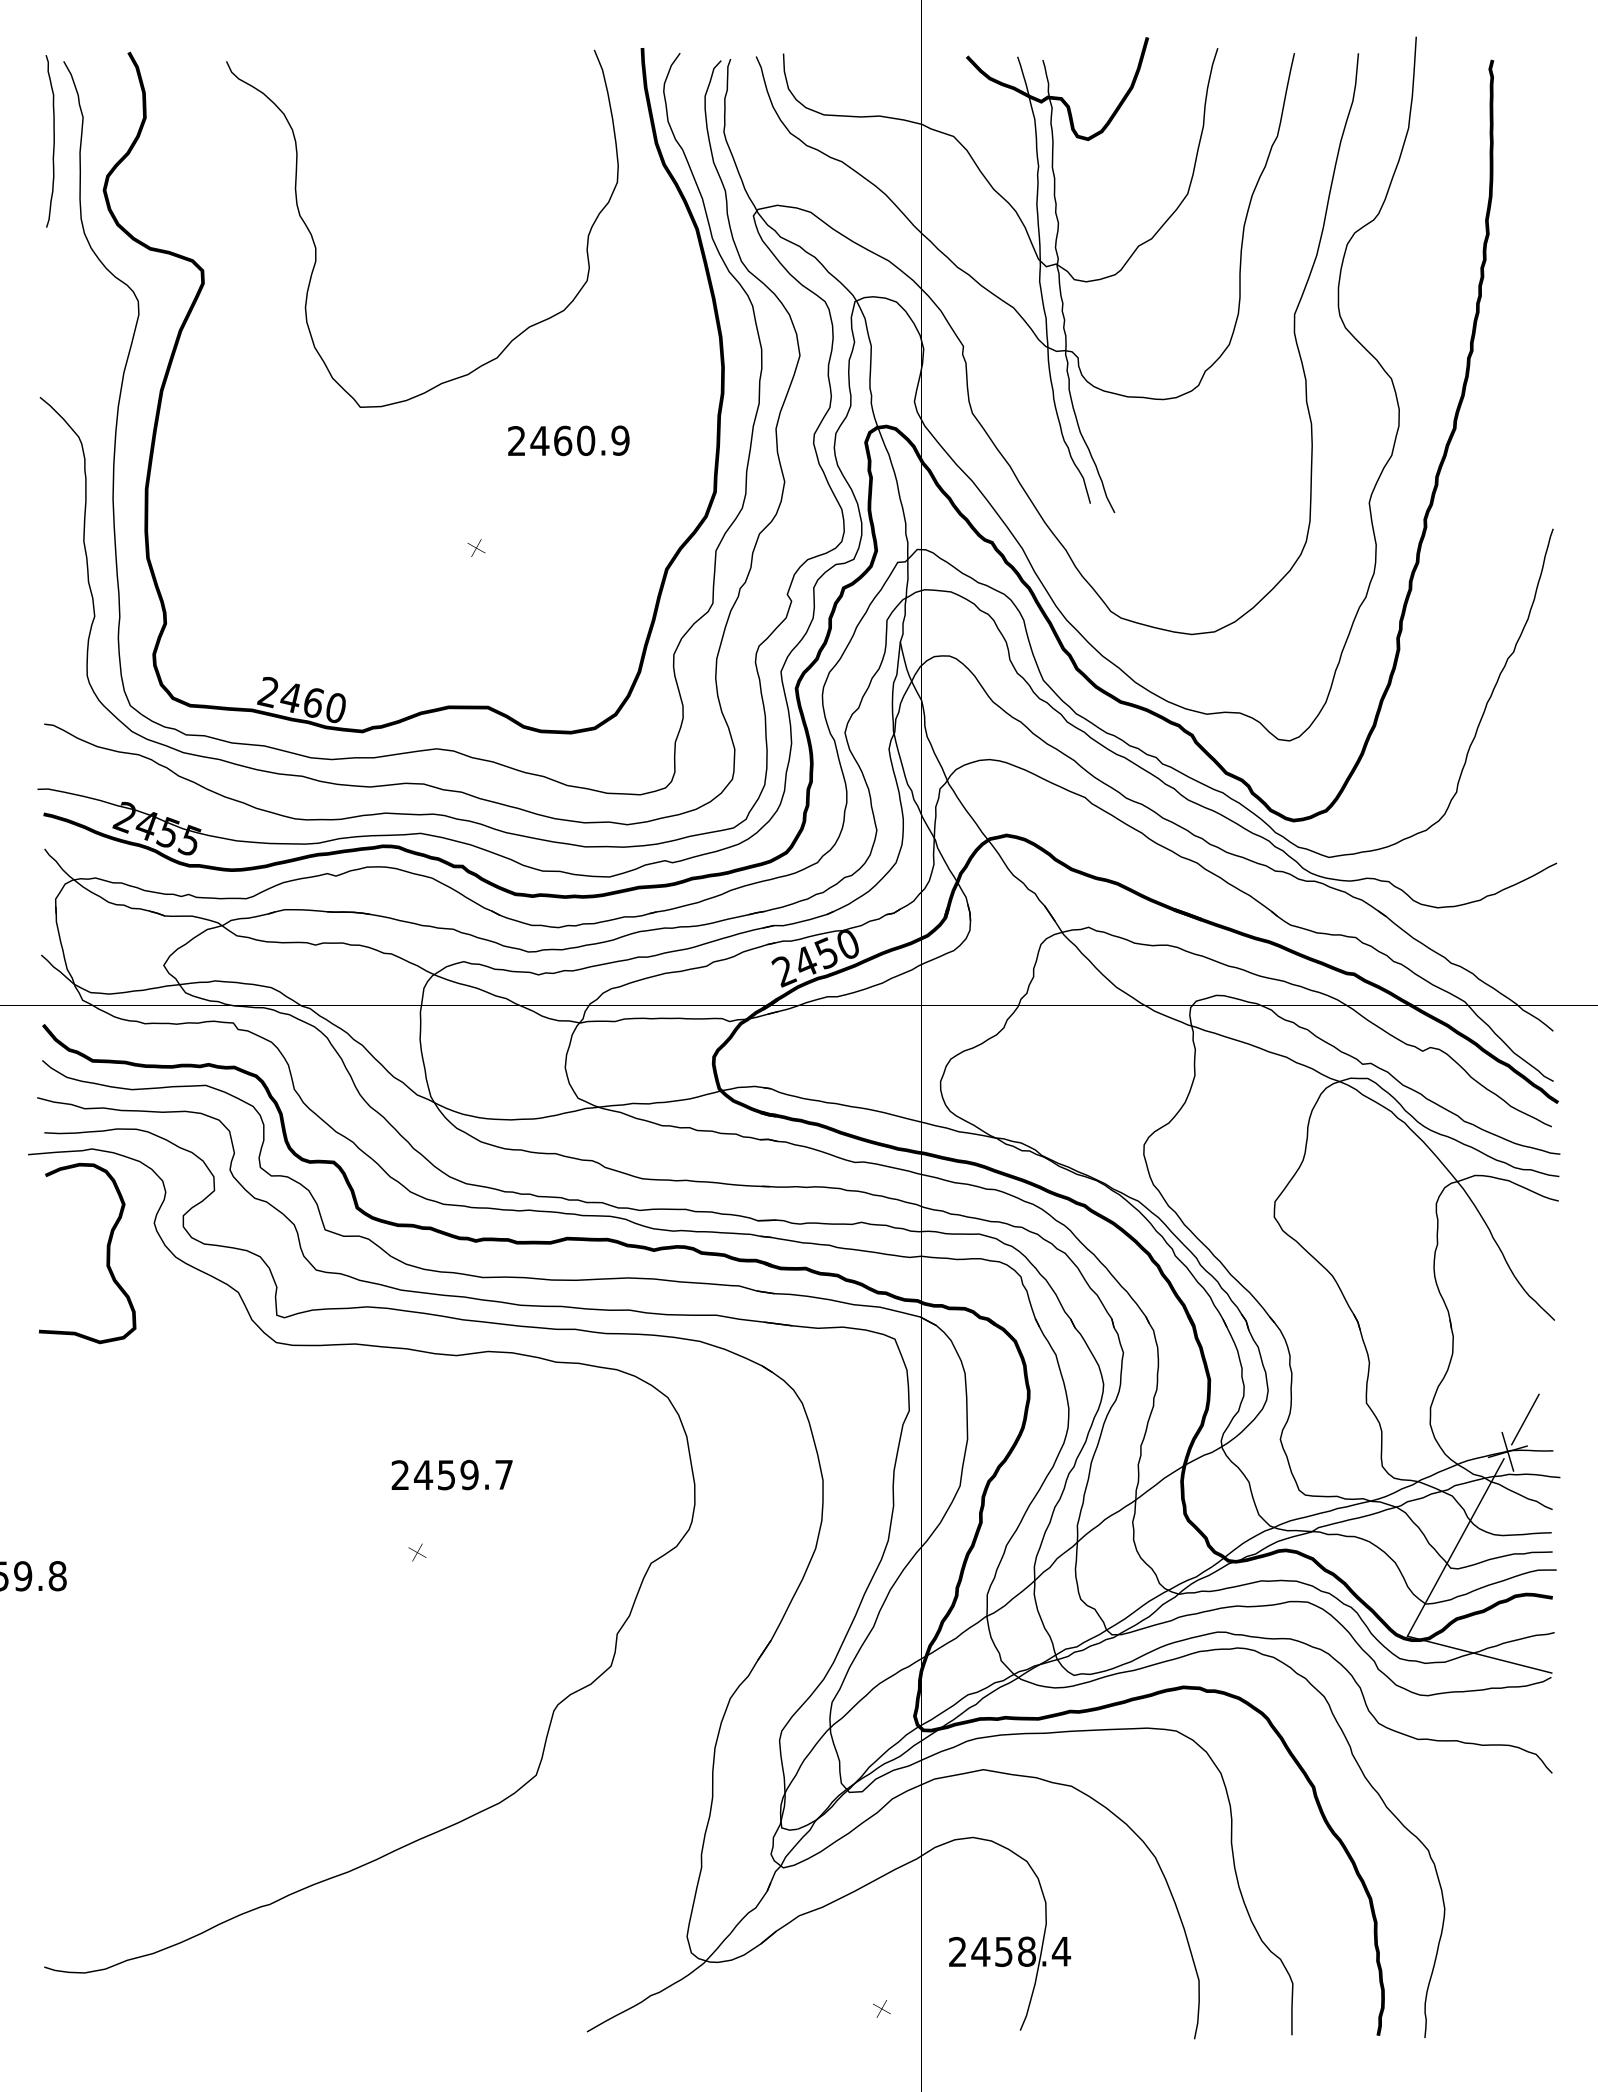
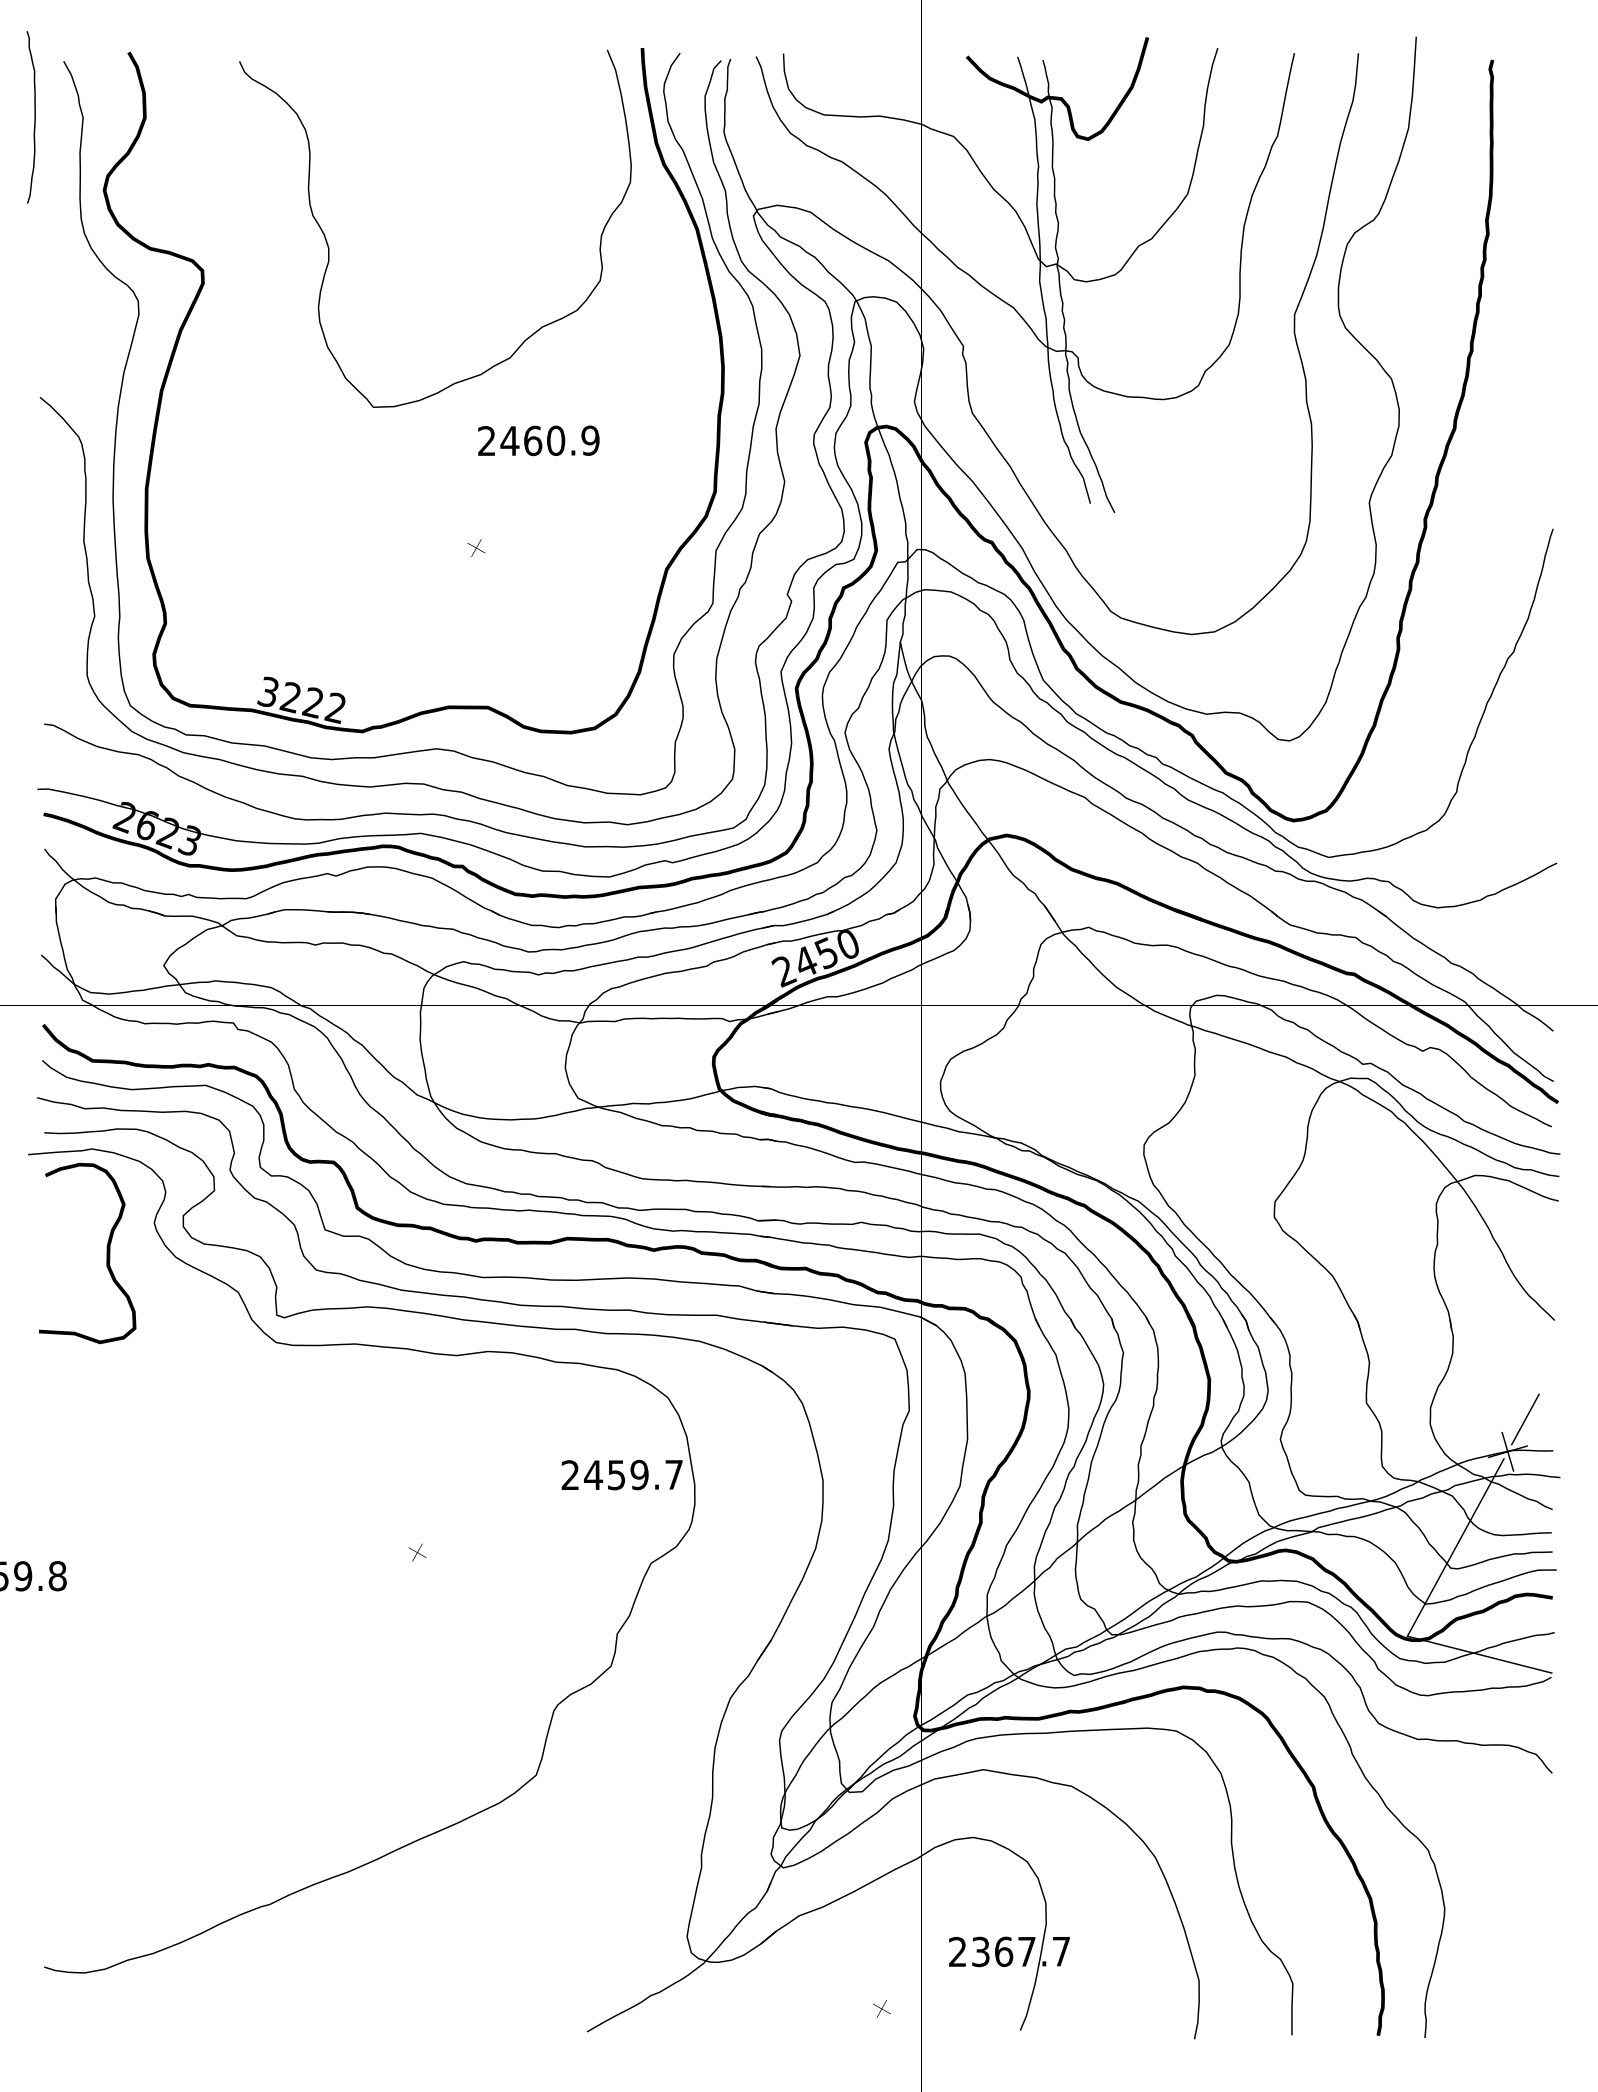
curve position: (53, 141) -> (34, 117) (34, 117)
curve position: (316, 247) -> (329, 247) (329, 247)
text position: (568, 440) -> (538, 440) (538, 440)
text: 2460 -> 3222 (301, 699)
text: 2455 -> 2623 (168, 833)
text position: (451, 1474) -> (621, 1474) (621, 1474)
text: 2458.4 -> 2367.7 (1021, 1951)
